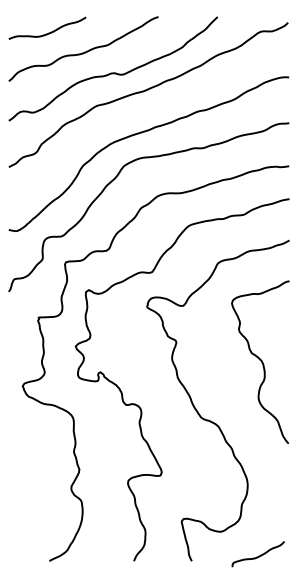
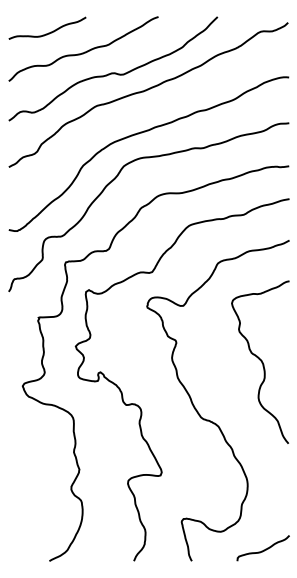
curve position: (258, 555) -> (263, 549) (263, 549)
